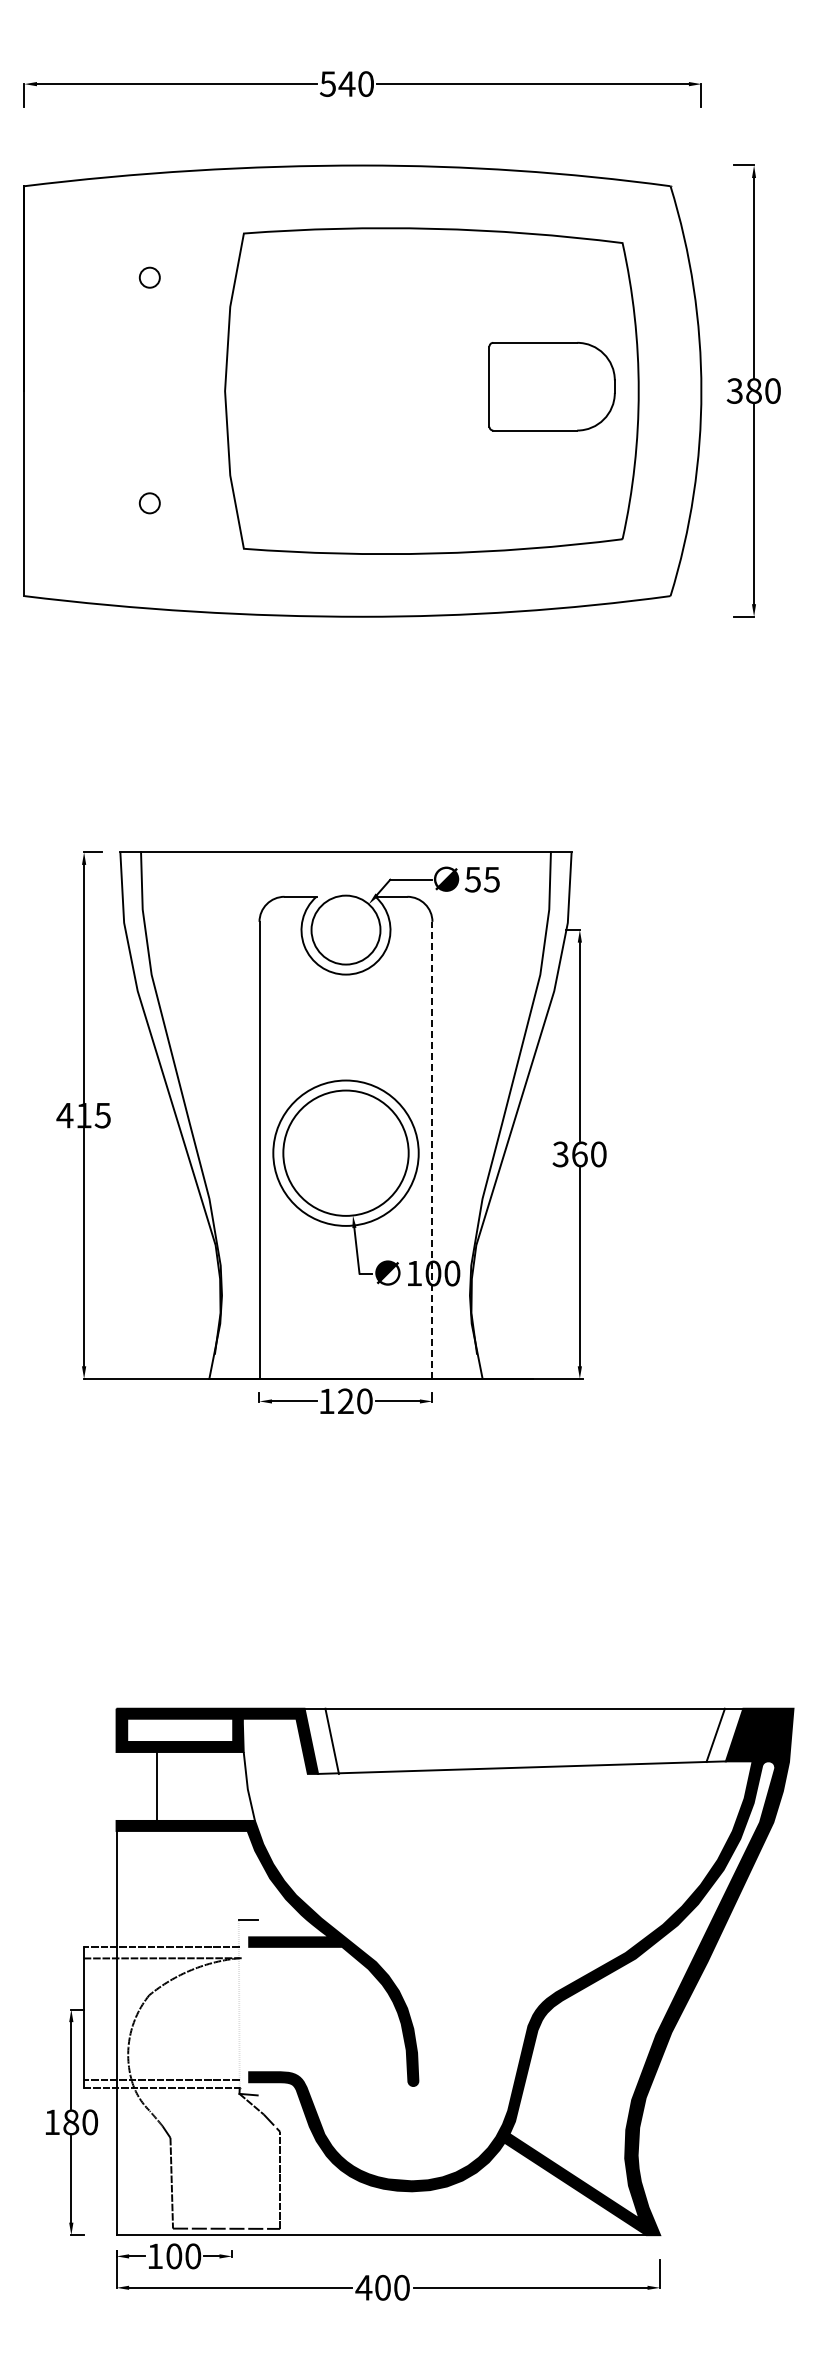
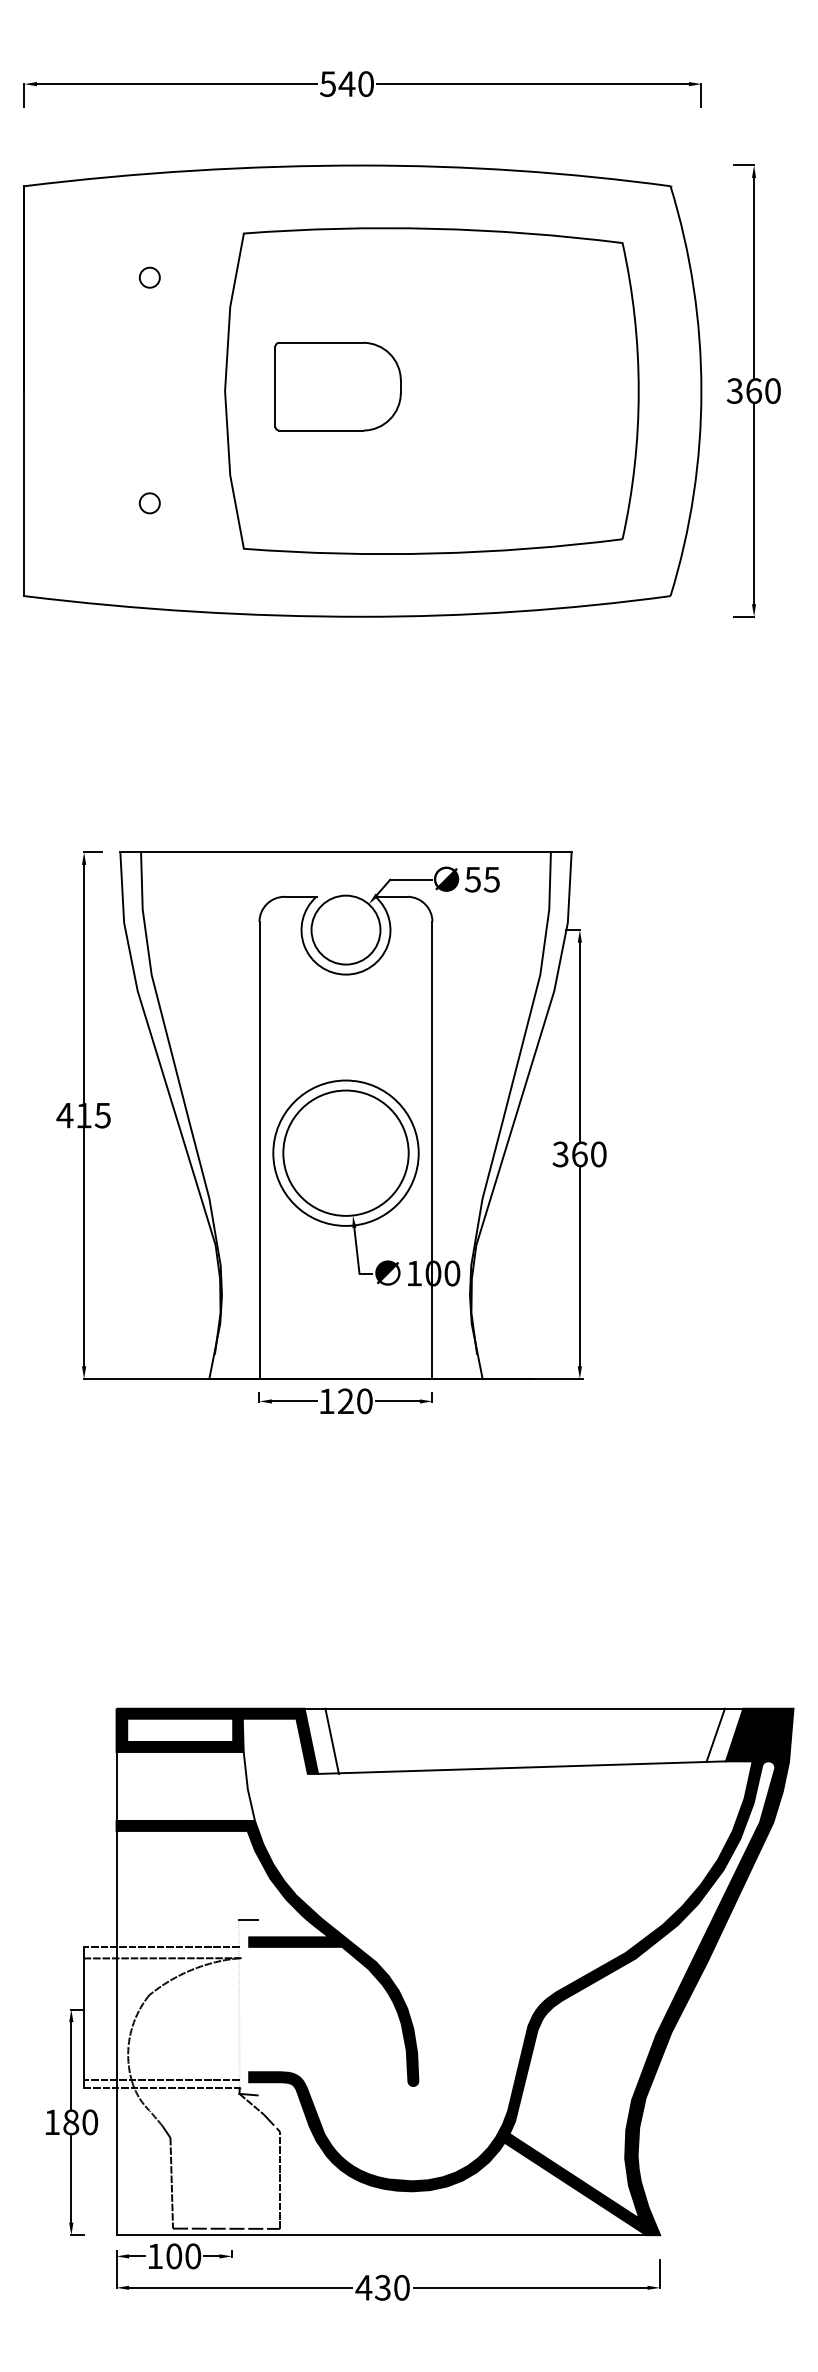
part position: (551, 386) -> (337, 386) (337, 386)
text: 380 -> 360 (754, 390)
line: dashed -> solid (432, 1149)
line position: (156, 1786) -> (116, 1786) (116, 1786)
text: 400 -> 430 (382, 2287)
